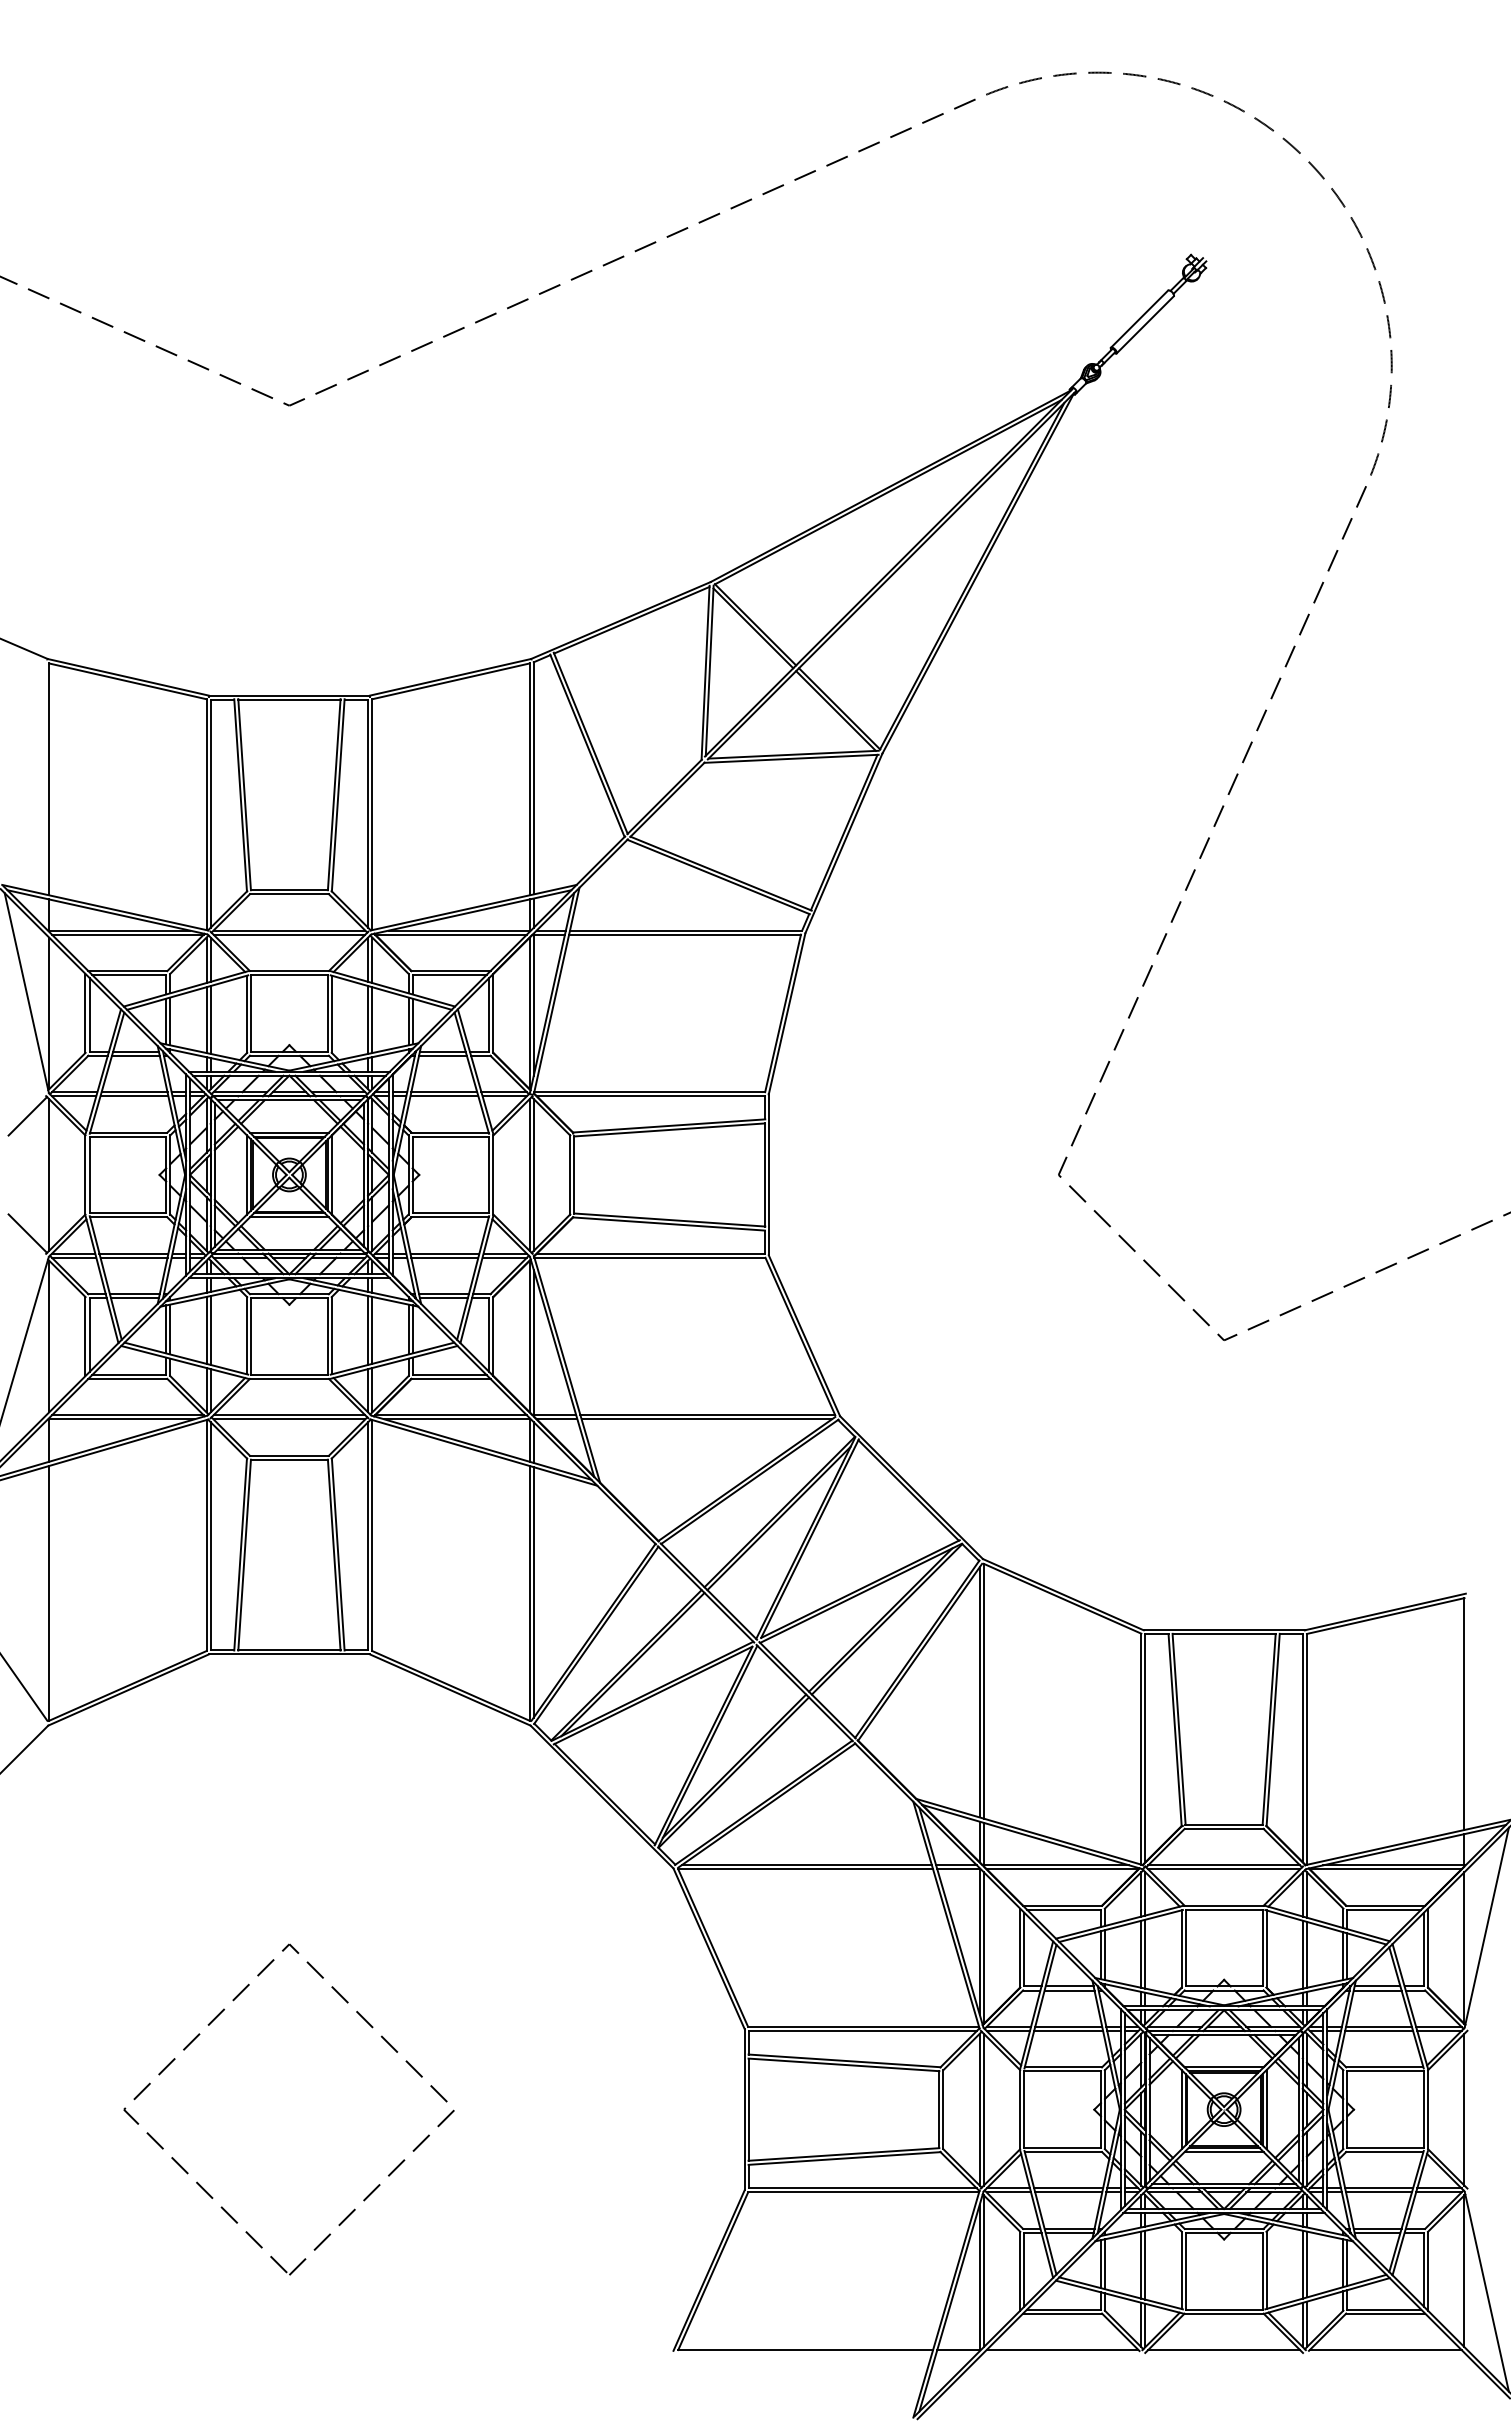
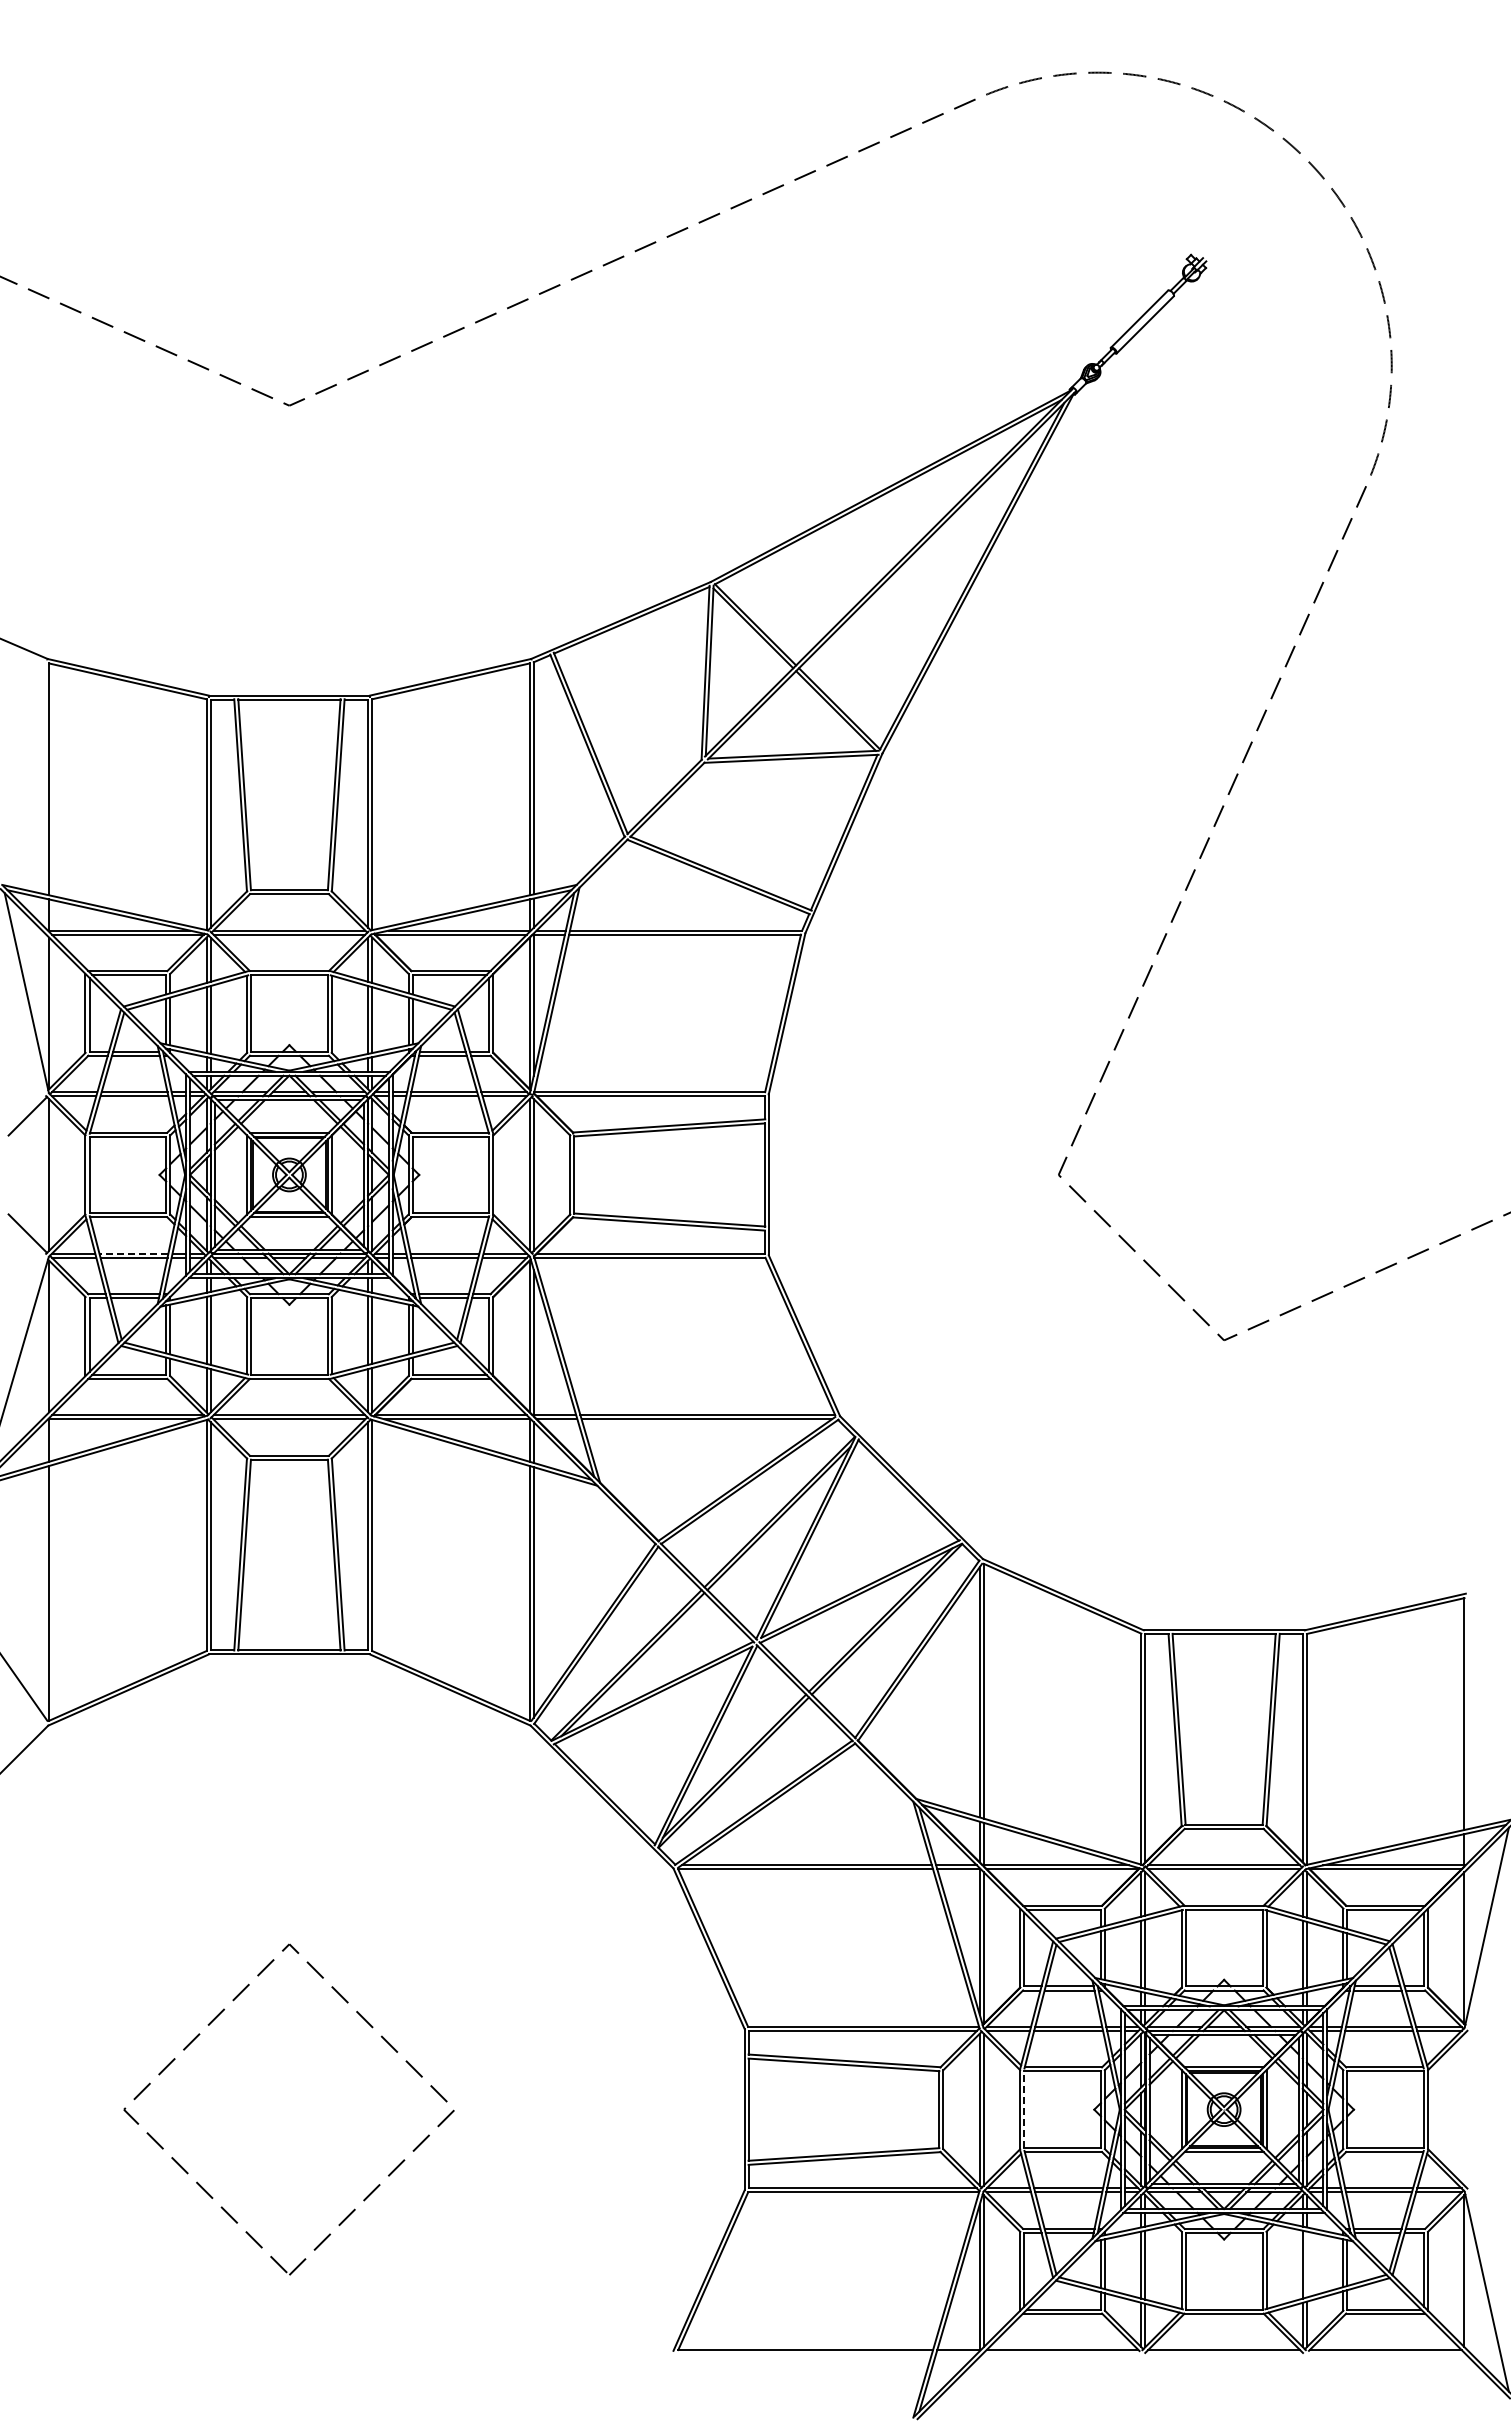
line: solid -> dashed (133, 1253)
line: solid -> dashed (1024, 2109)
line: present -> none (1464, 2109)
line: present -> none (1306, 2264)
